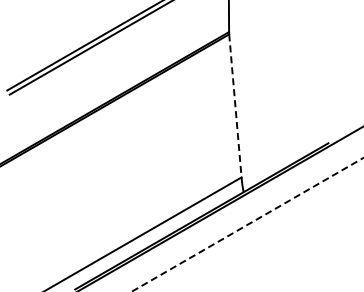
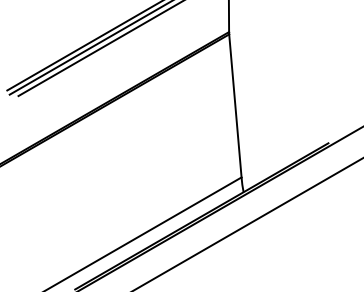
line: none -> present (99, 49)
line: dashed -> solid (235, 105)
line: dashed -> solid (247, 224)
